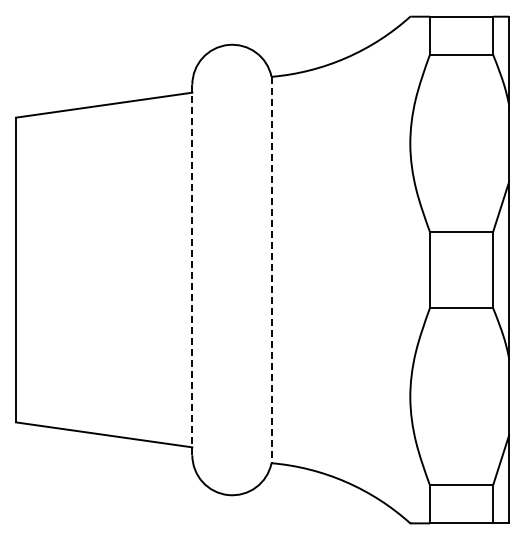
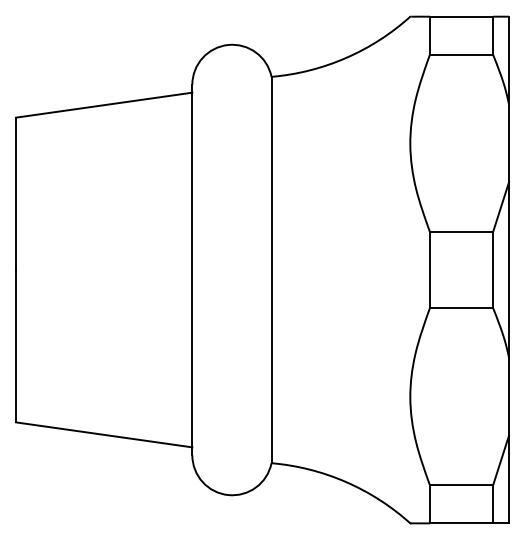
line: dashed -> solid (192, 270)
line: dashed -> solid (271, 270)
